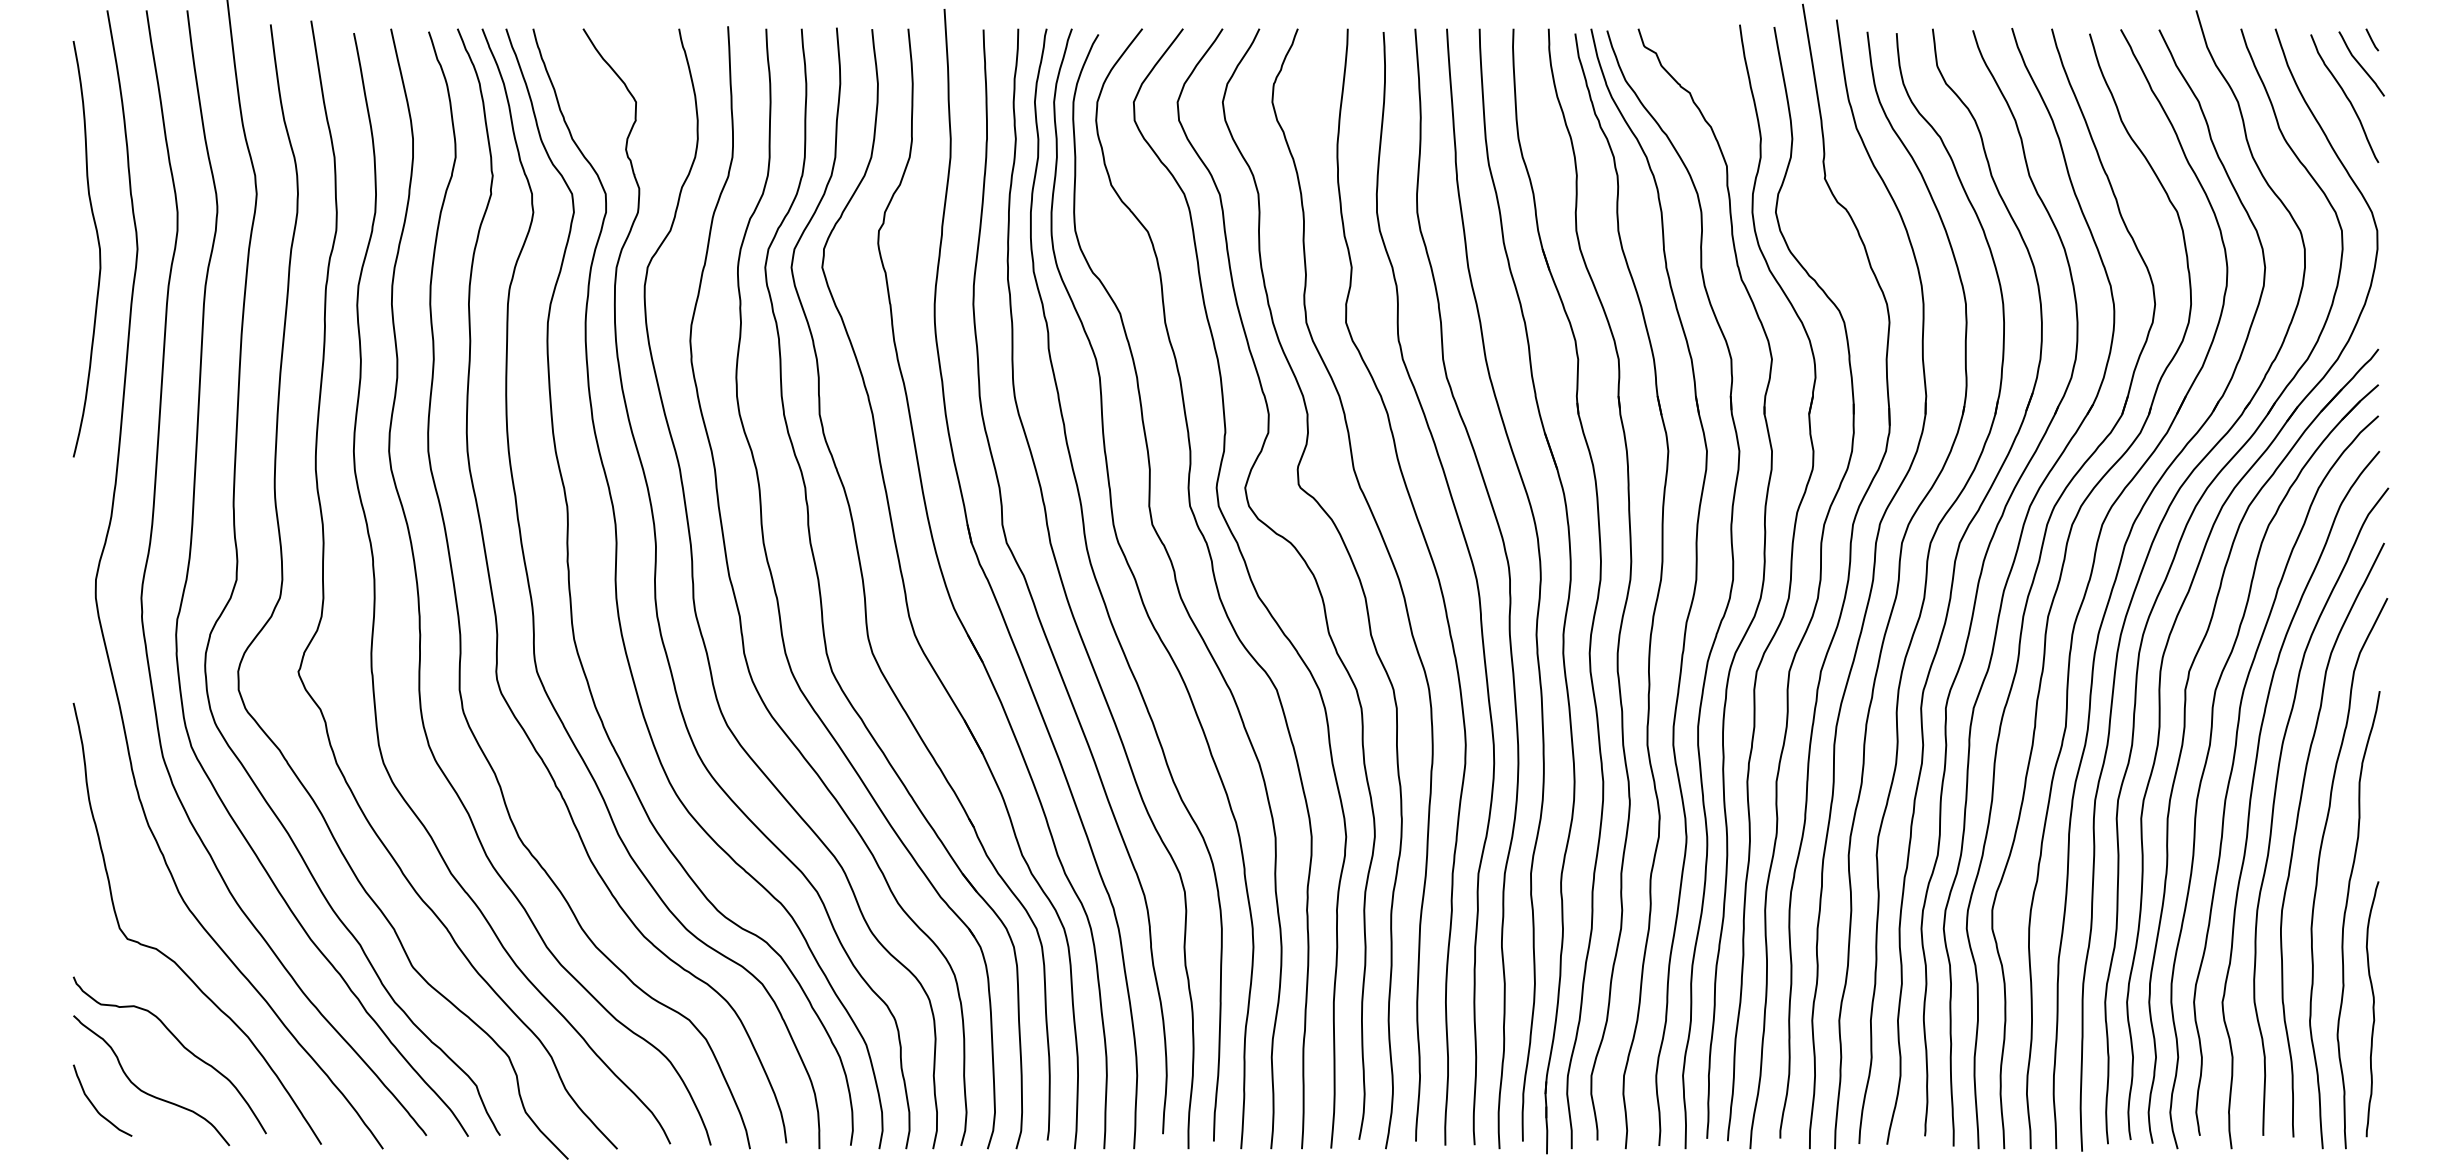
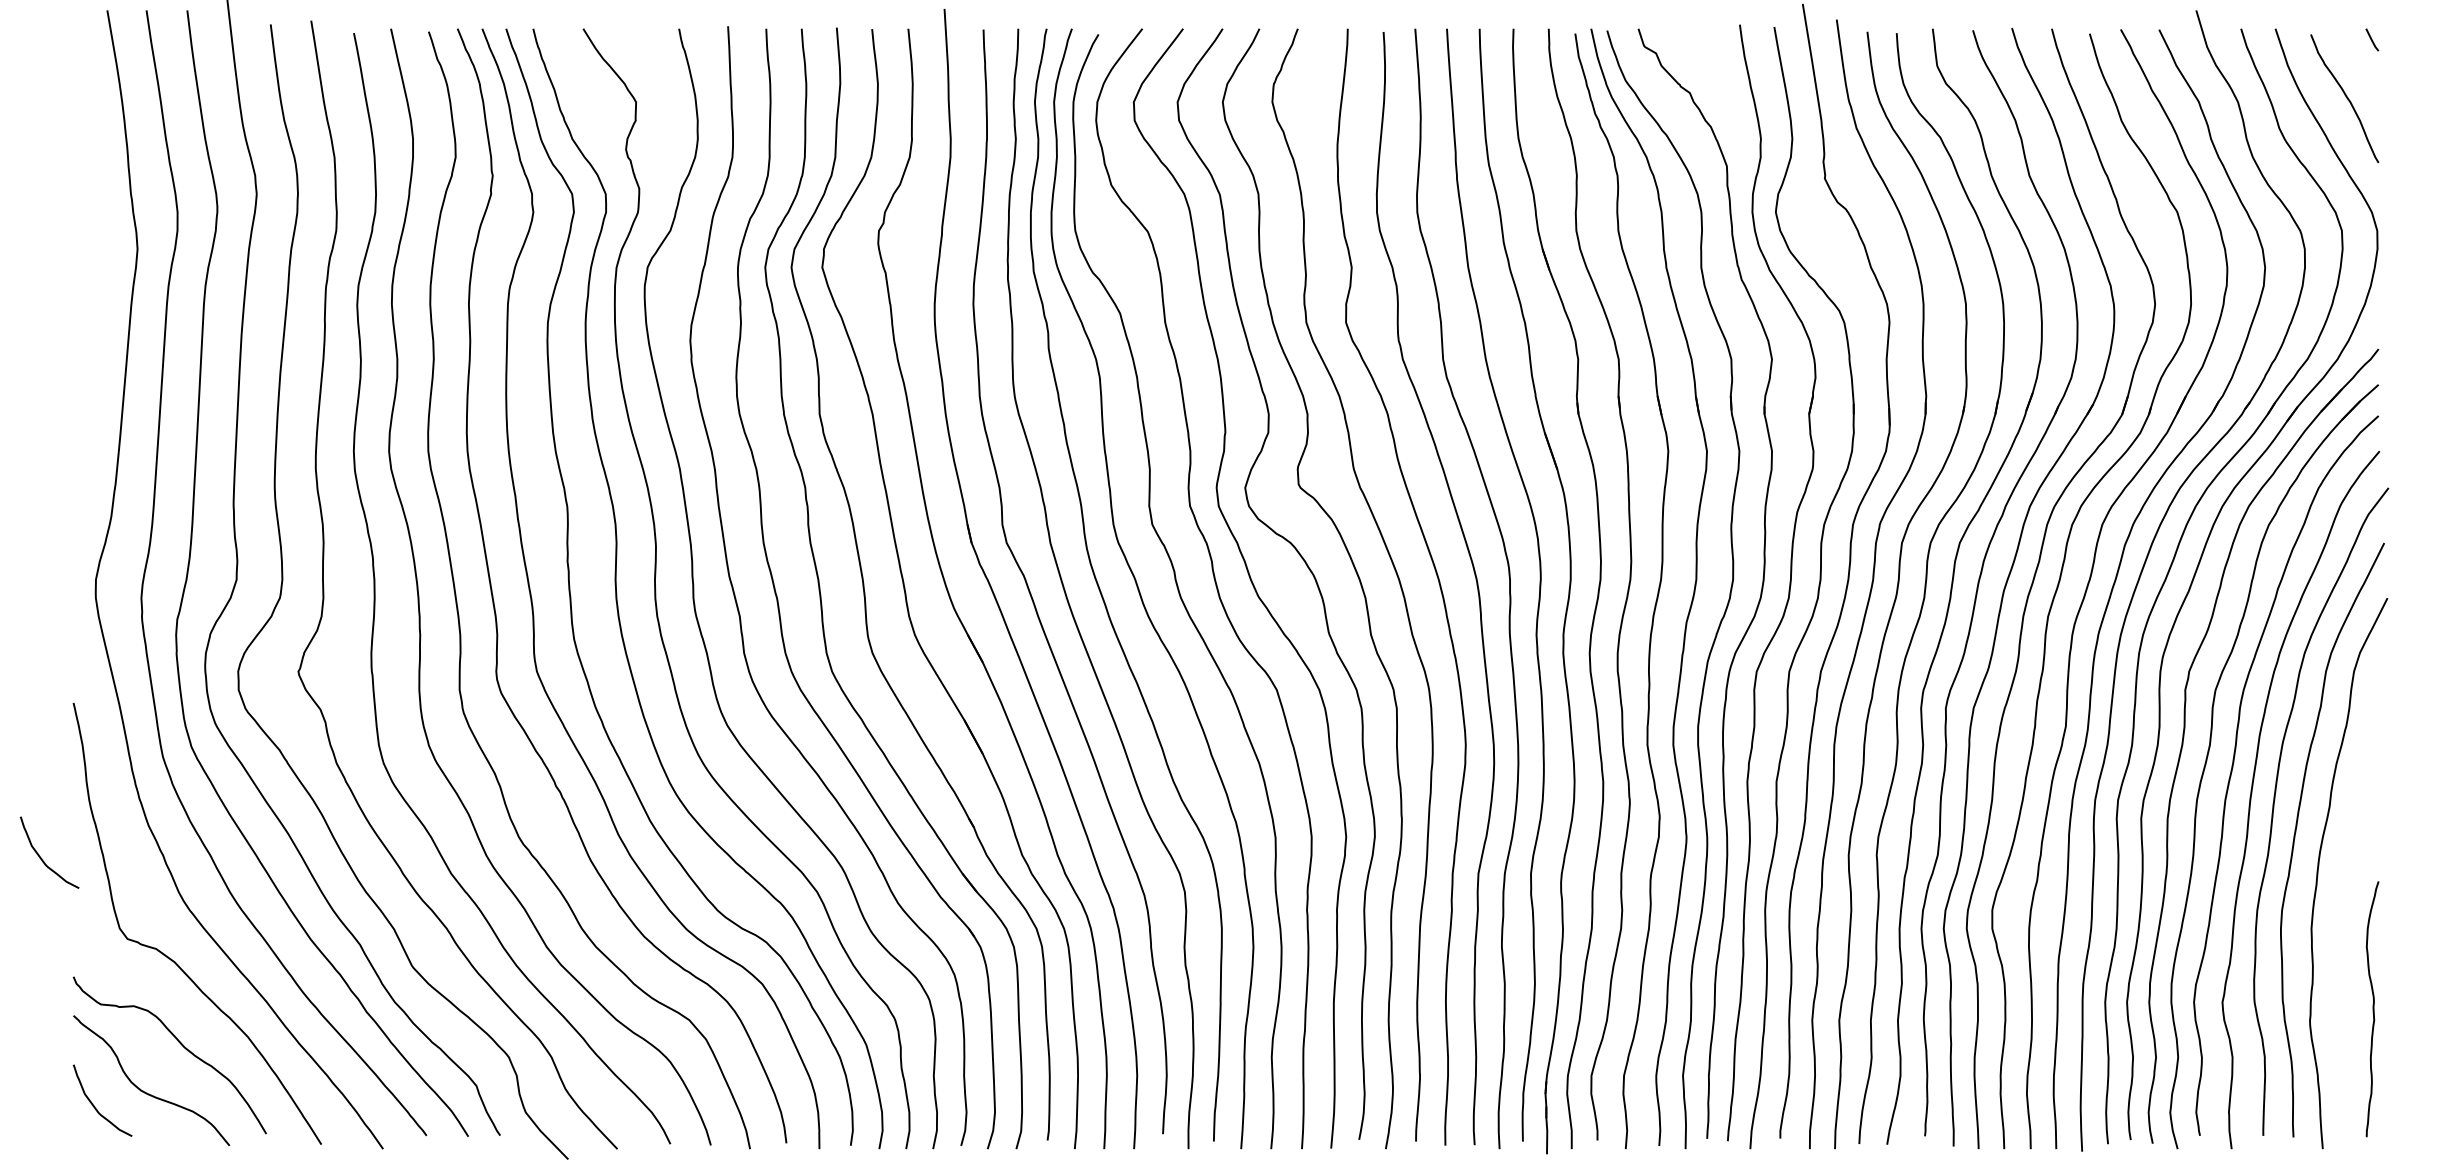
curve: present -> none (2360, 63)
curve: present -> none (98, 247)
curve: none -> present (42, 858)
curve: present -> none (2345, 918)
